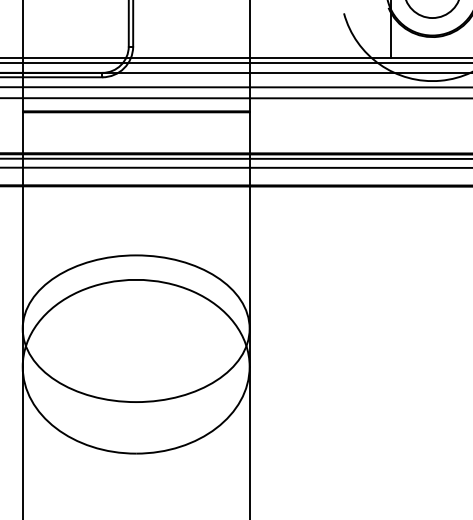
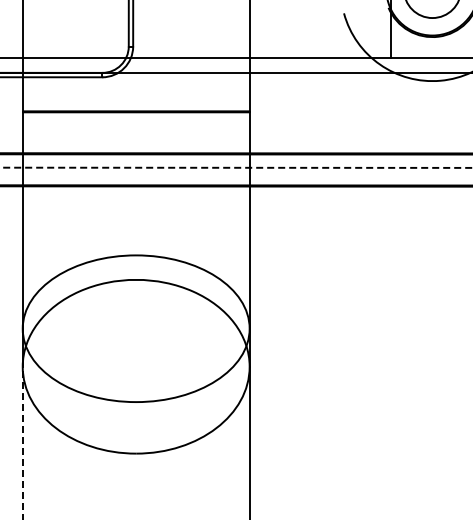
line: present -> none (235, 62)
line: present -> none (235, 87)
line: present -> none (235, 98)
line: present -> none (235, 158)
line: solid -> dashed (236, 167)
line: solid -> dashed (22, 442)
